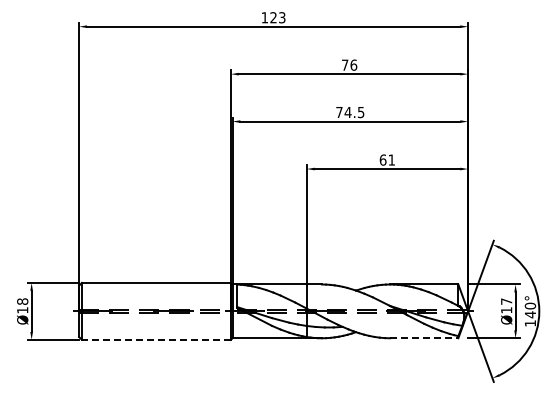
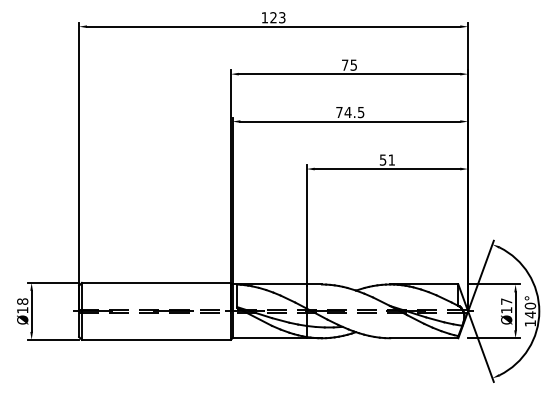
text: 76 -> 75 (353, 64)
text: 61 -> 51 (382, 159)
line: dashed -> solid (424, 338)
line: dashed -> solid (155, 339)
